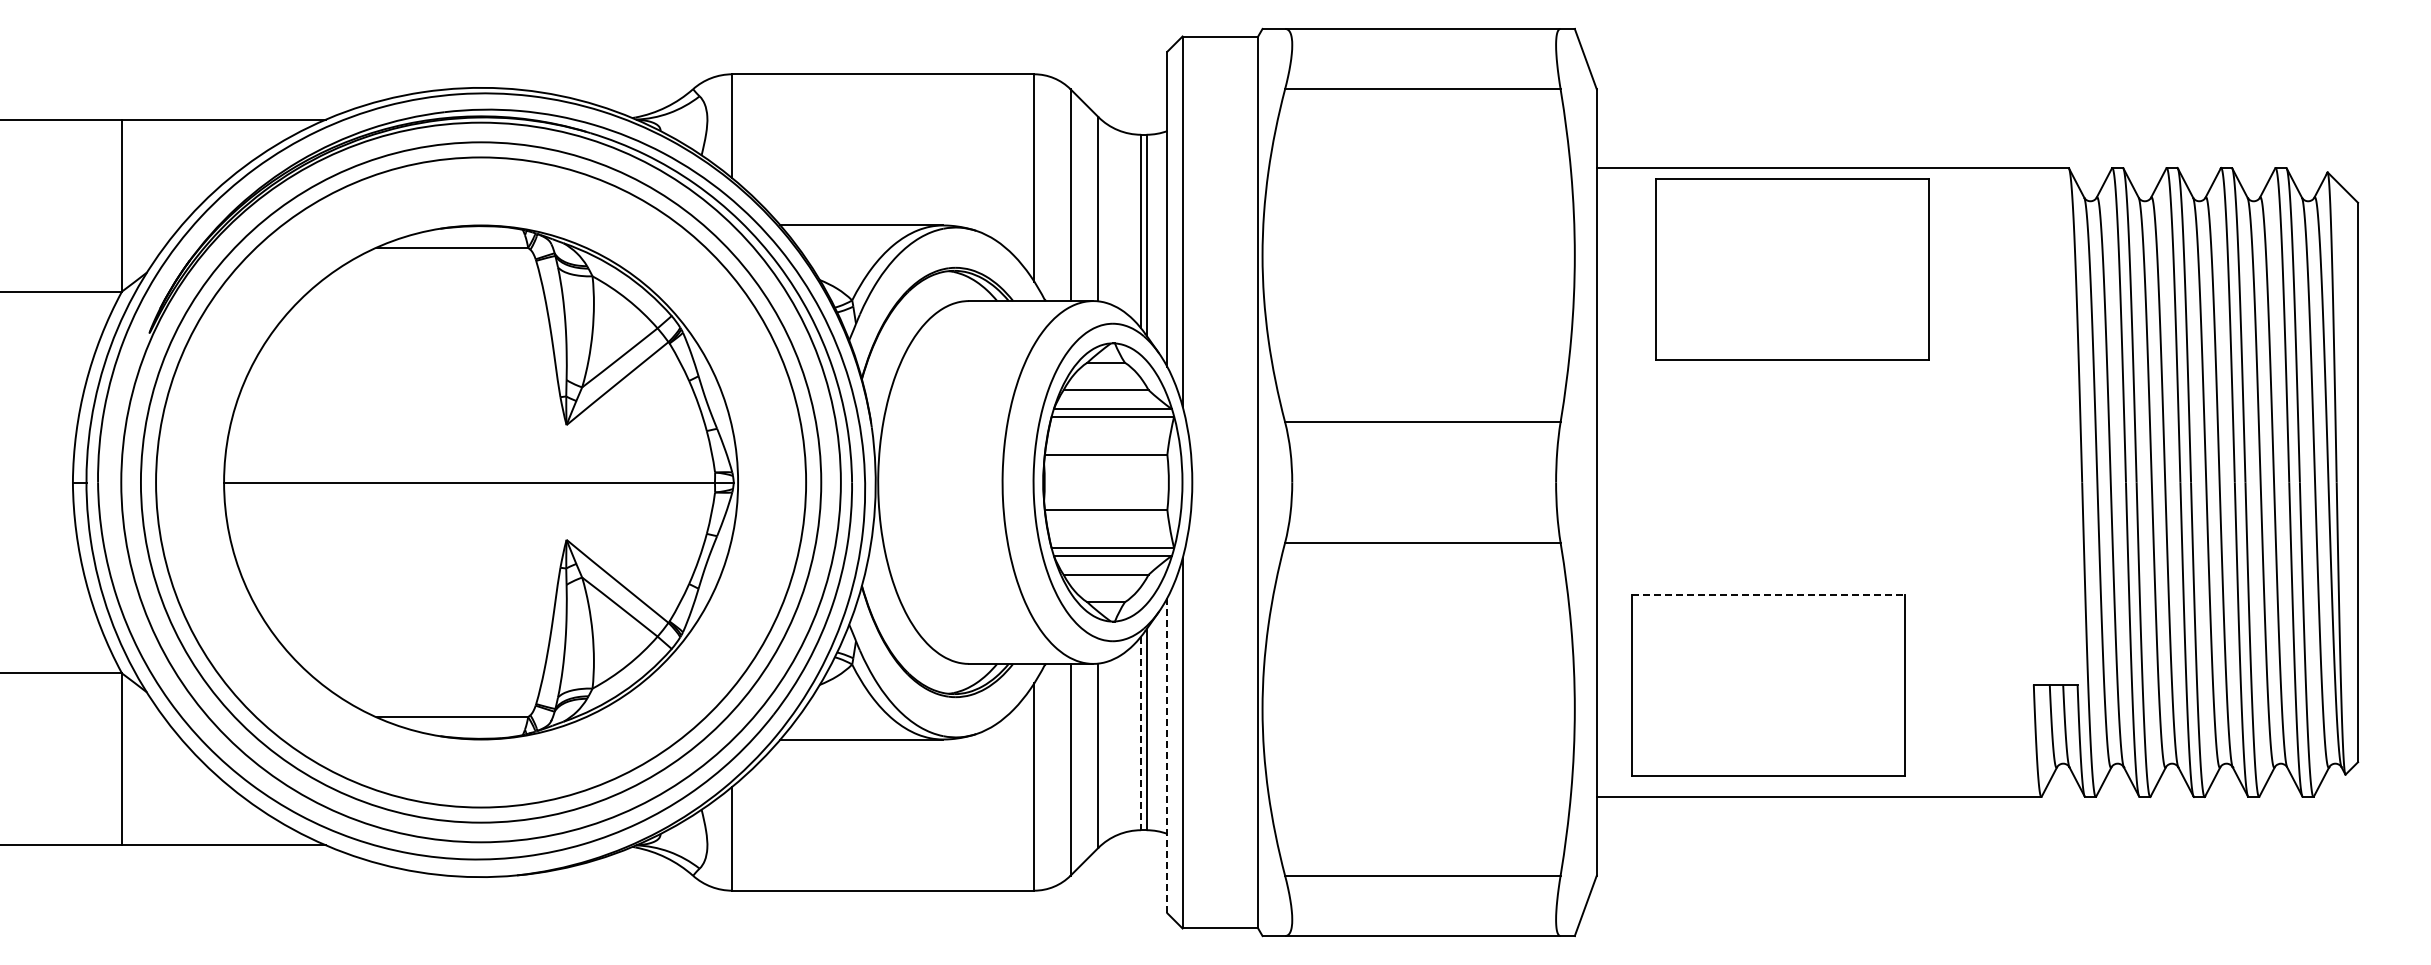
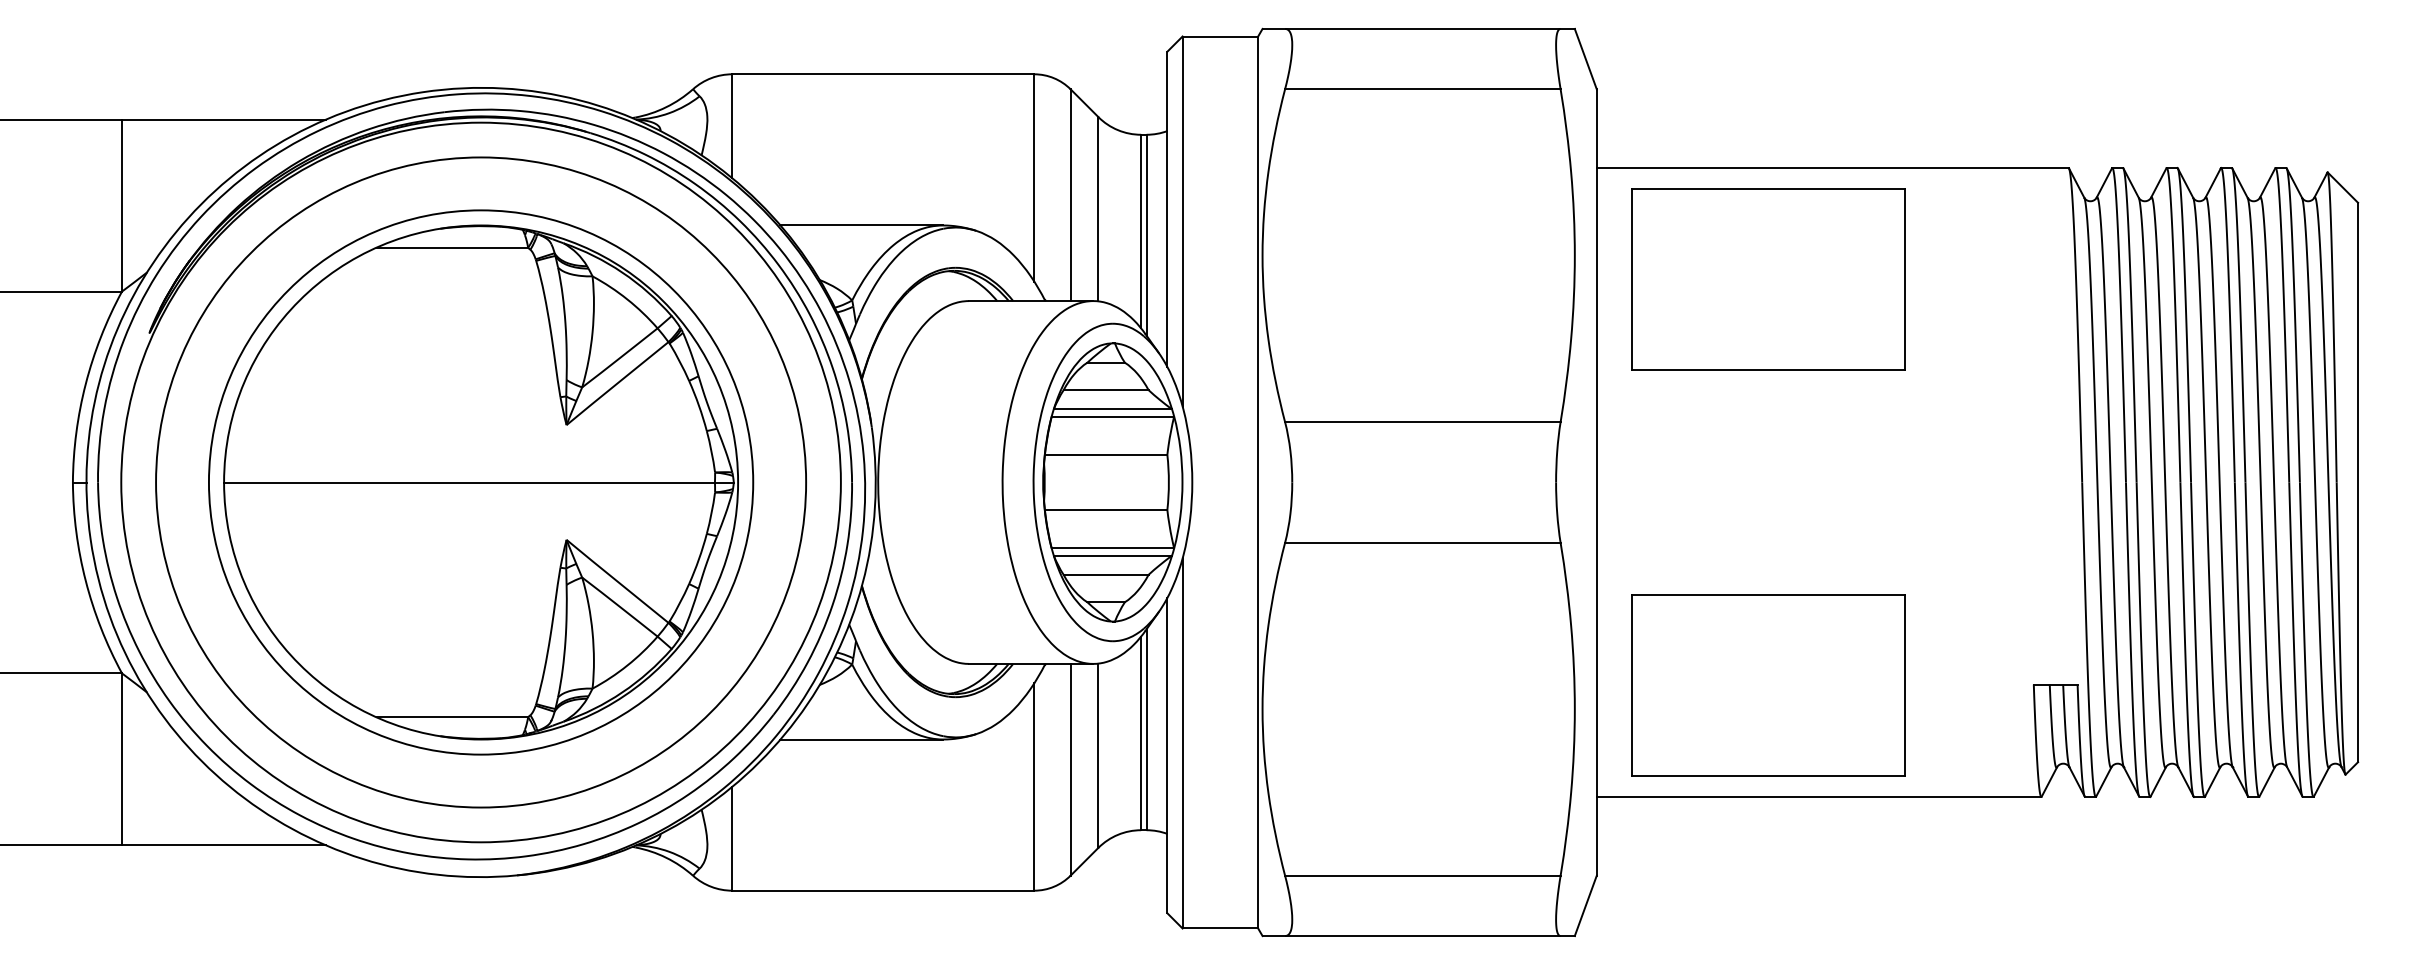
part position: (1792, 269) -> (1768, 279) (1768, 279)
circle diameter: 680 px -> 544 px (480, 482)
line: dashed -> solid (1768, 595)
line: dashed -> solid (1141, 733)
line: dashed -> solid (1167, 755)
